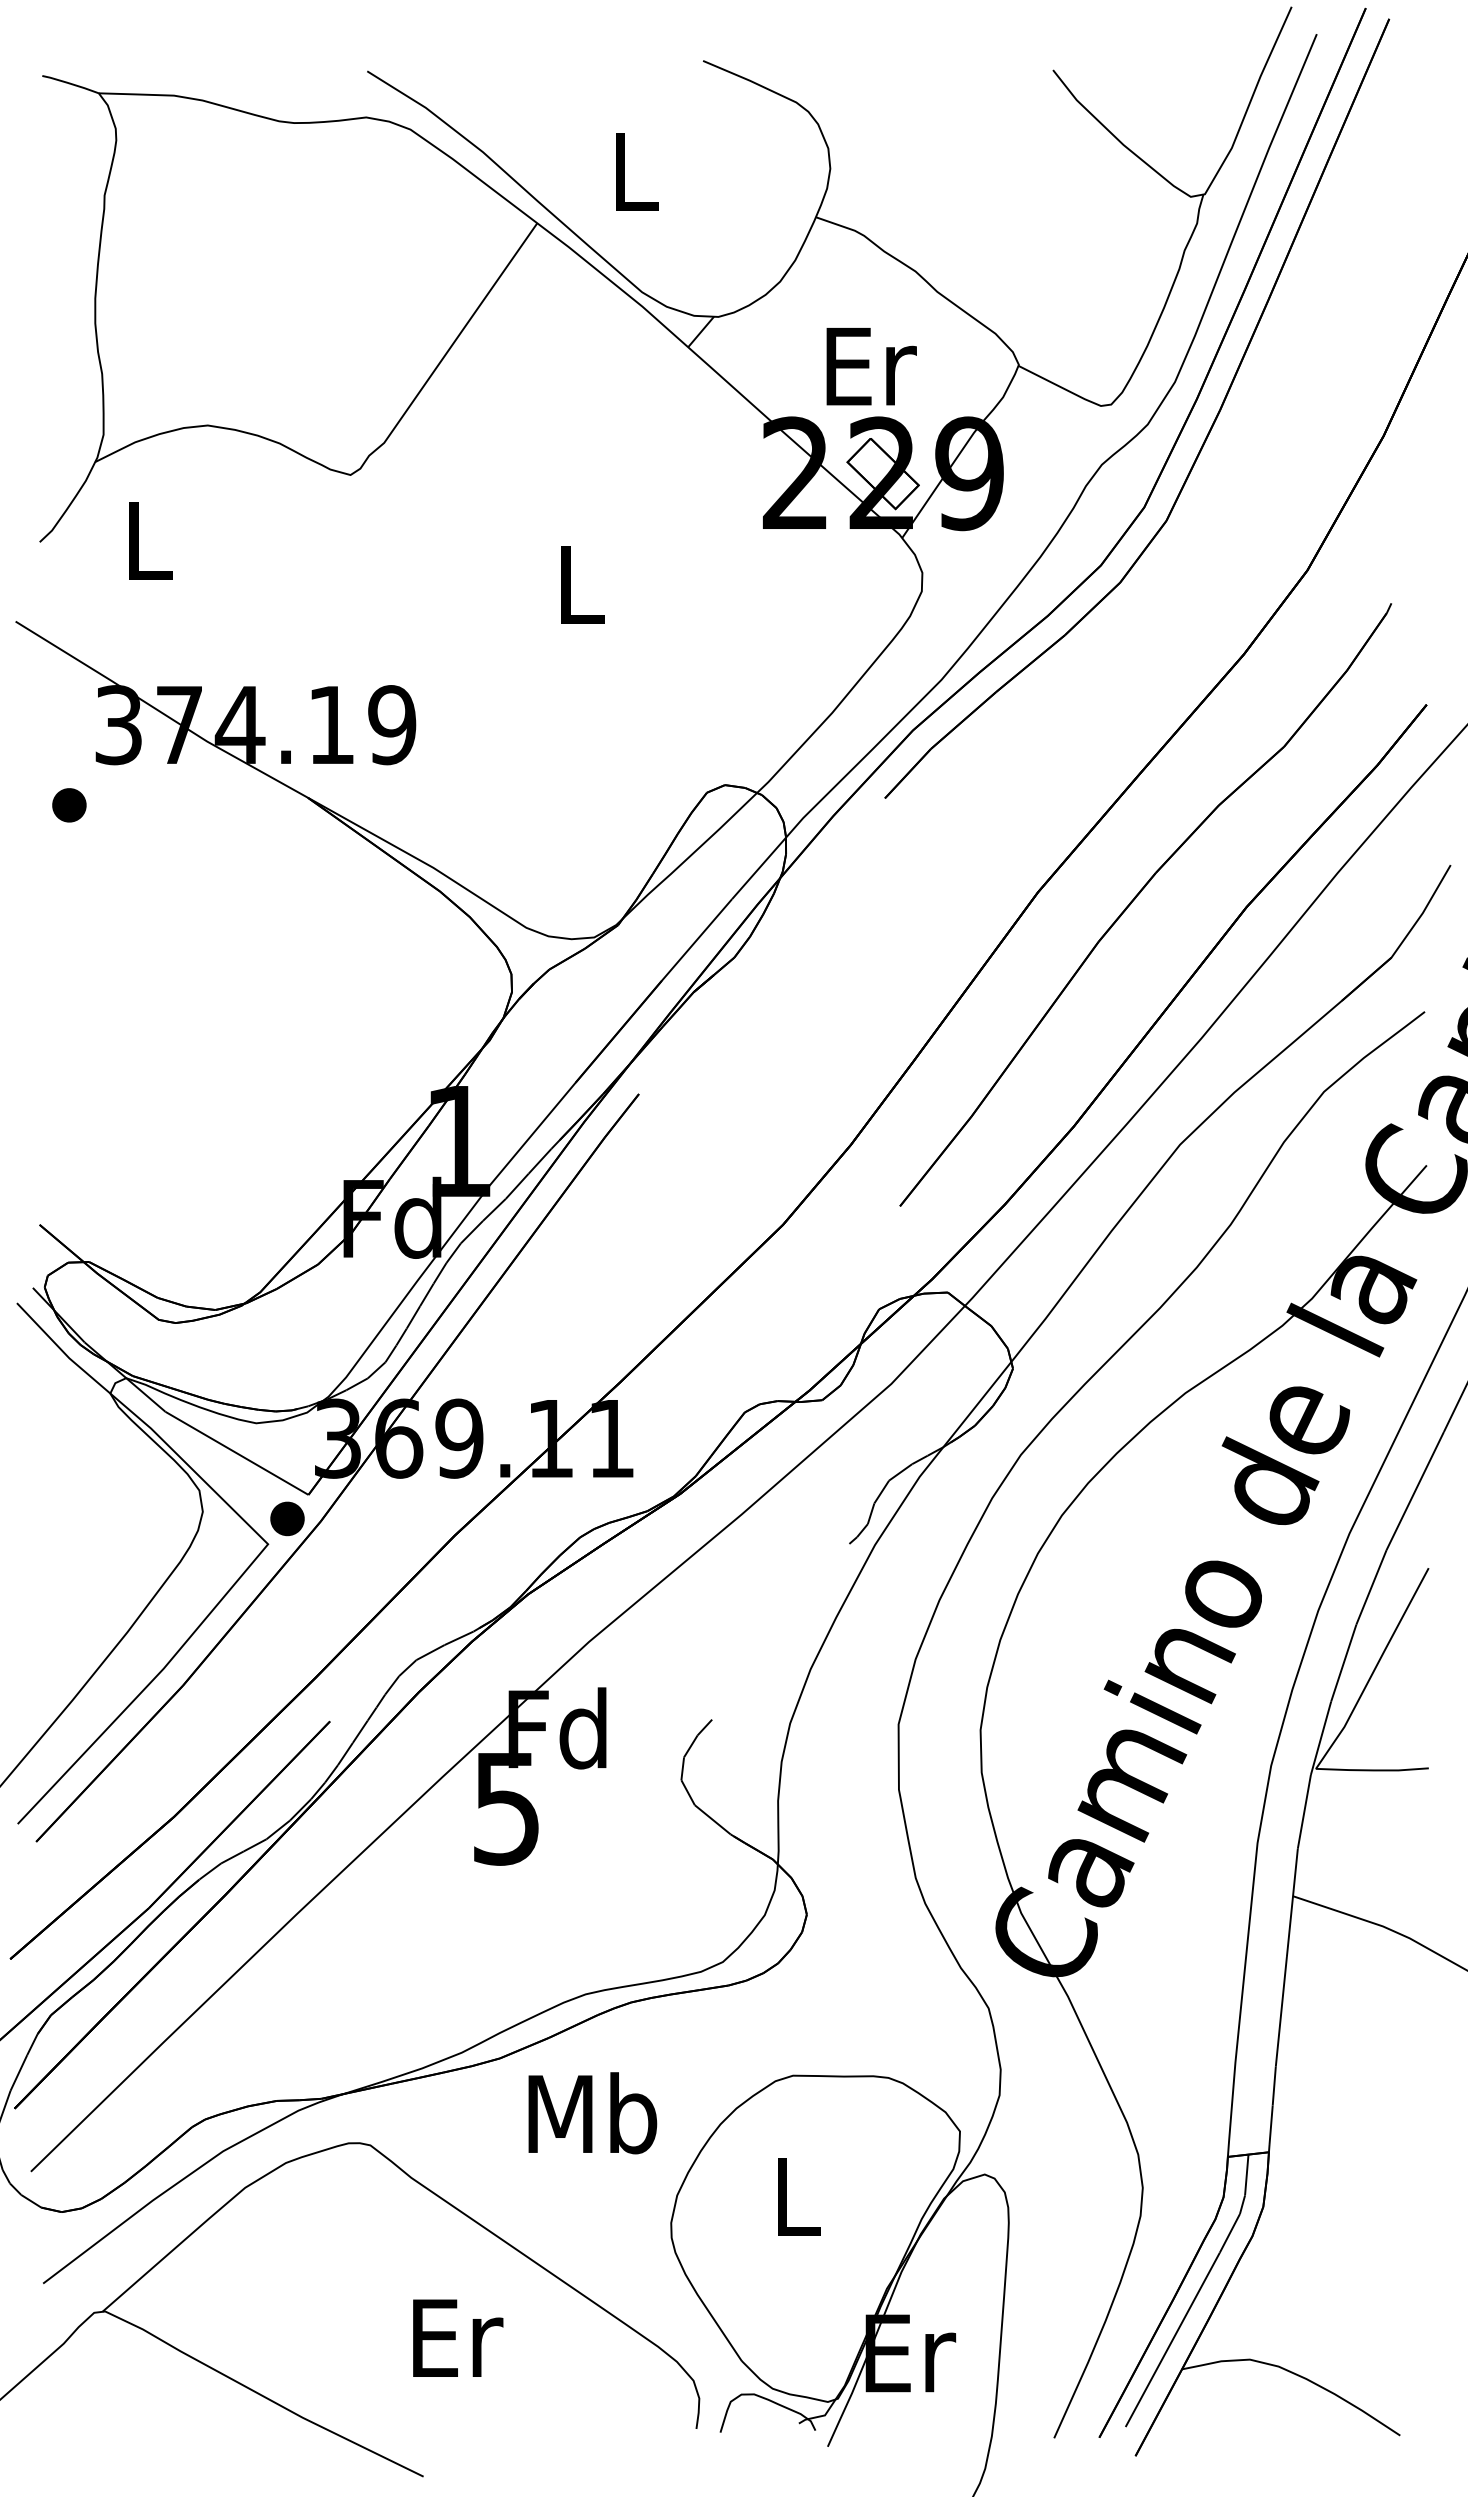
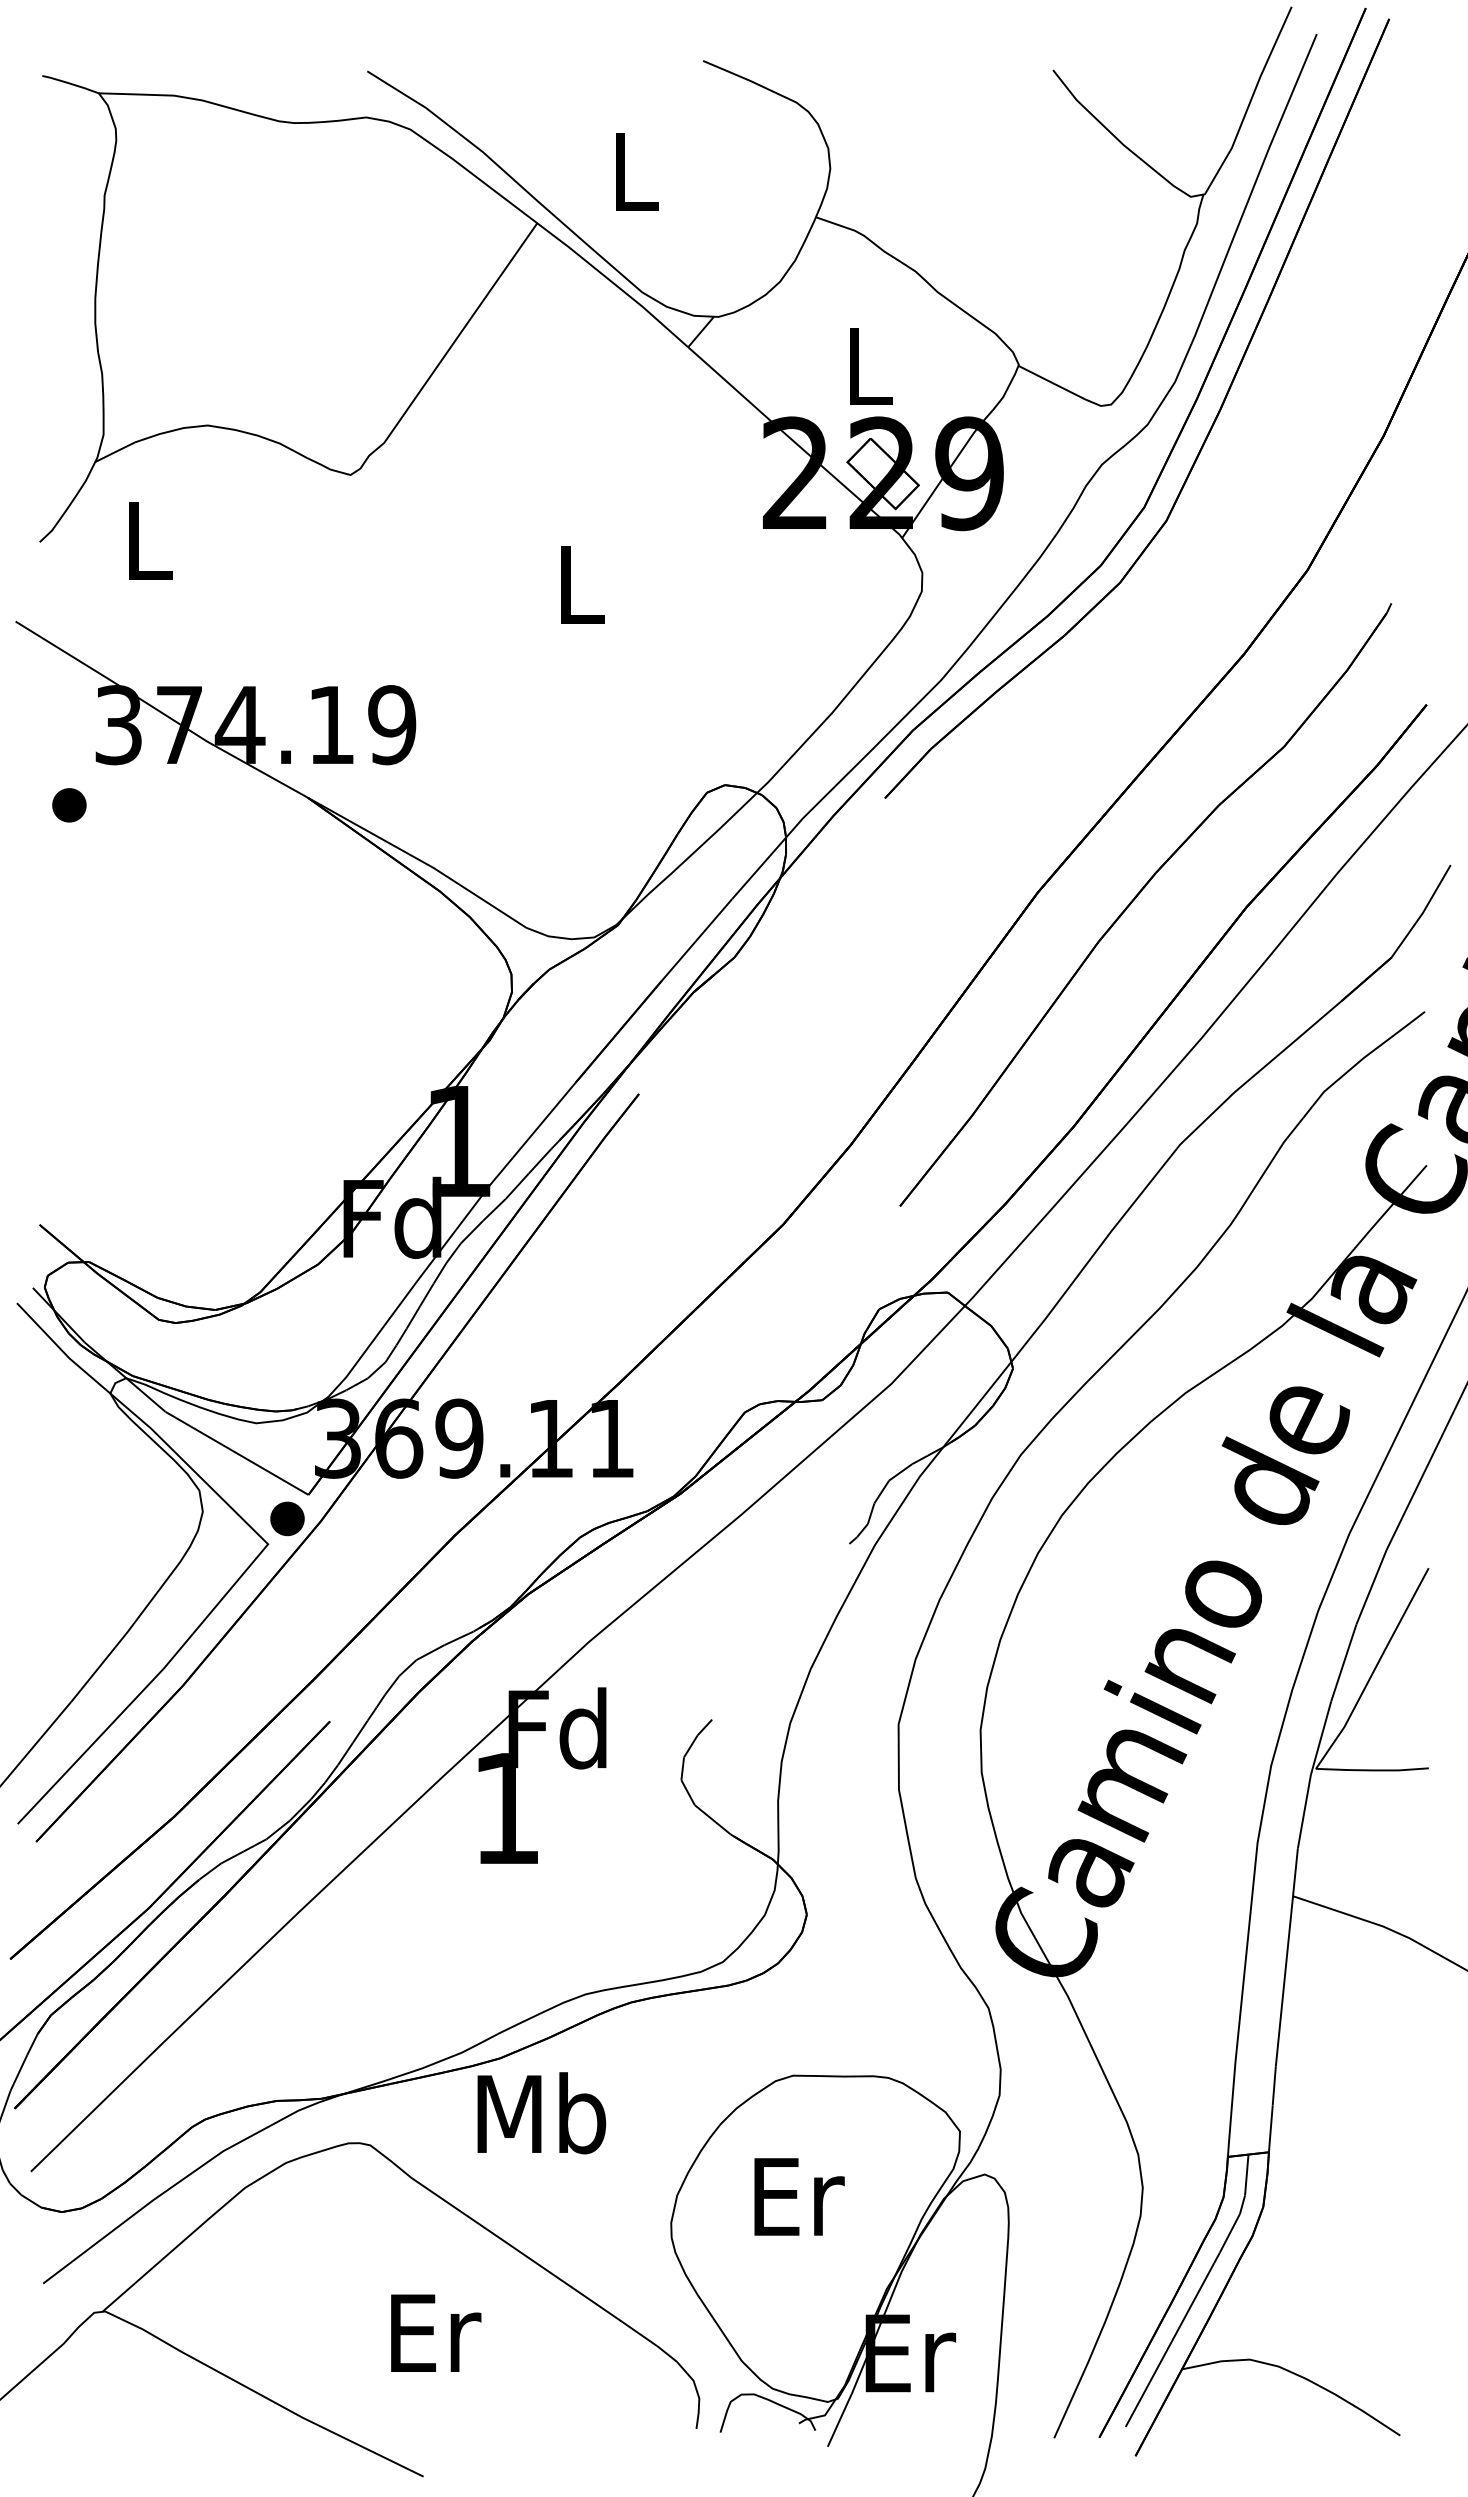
text: Er -> L (871, 366)
text: 5 -> 1 (506, 1809)
text position: (592, 2113) -> (541, 2113) (541, 2113)
text: L -> Er (799, 2196)
text position: (458, 2337) -> (436, 2332) (436, 2332)
